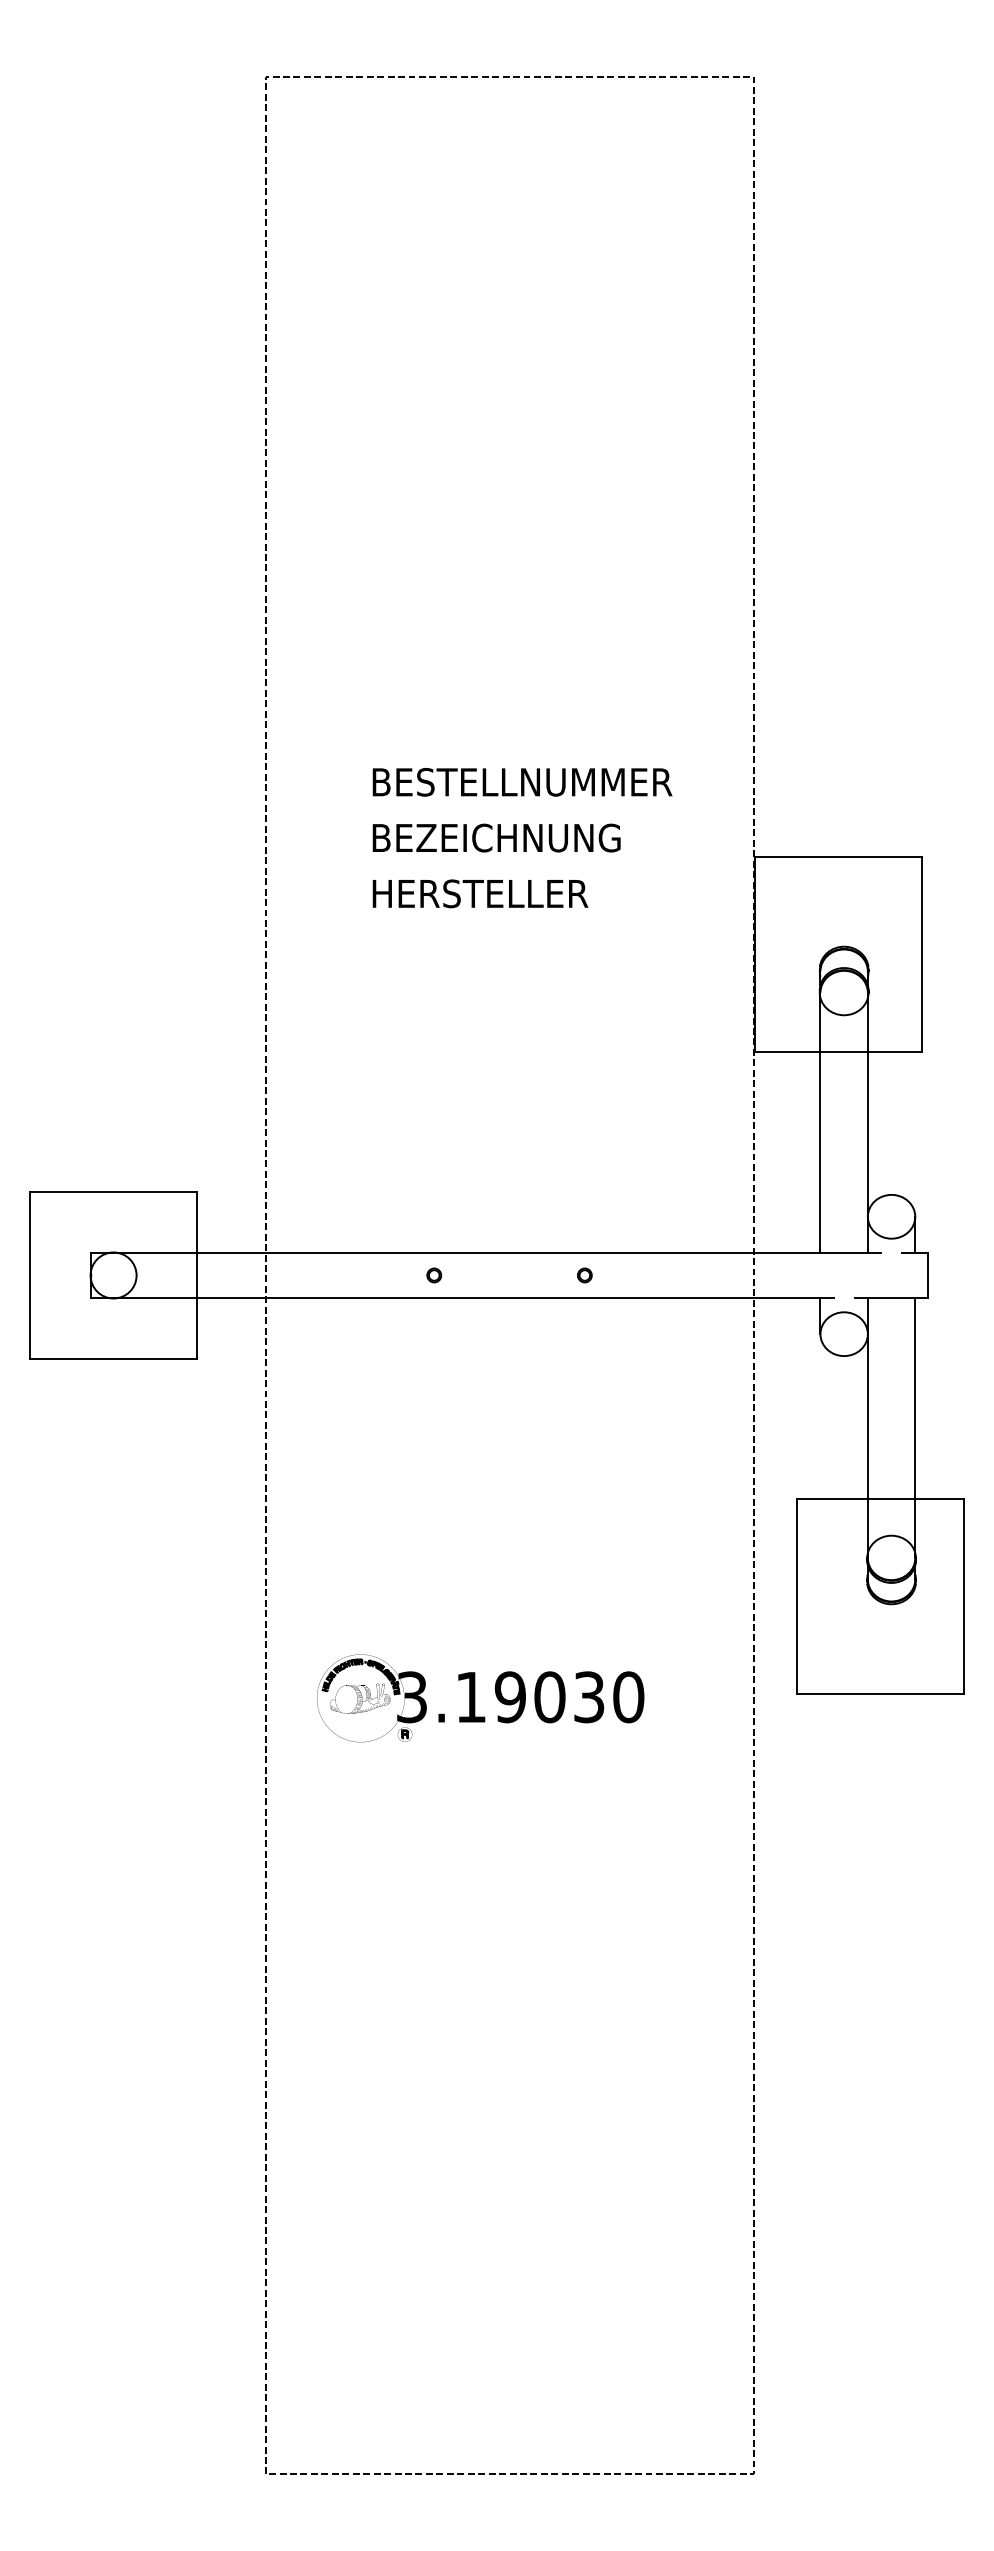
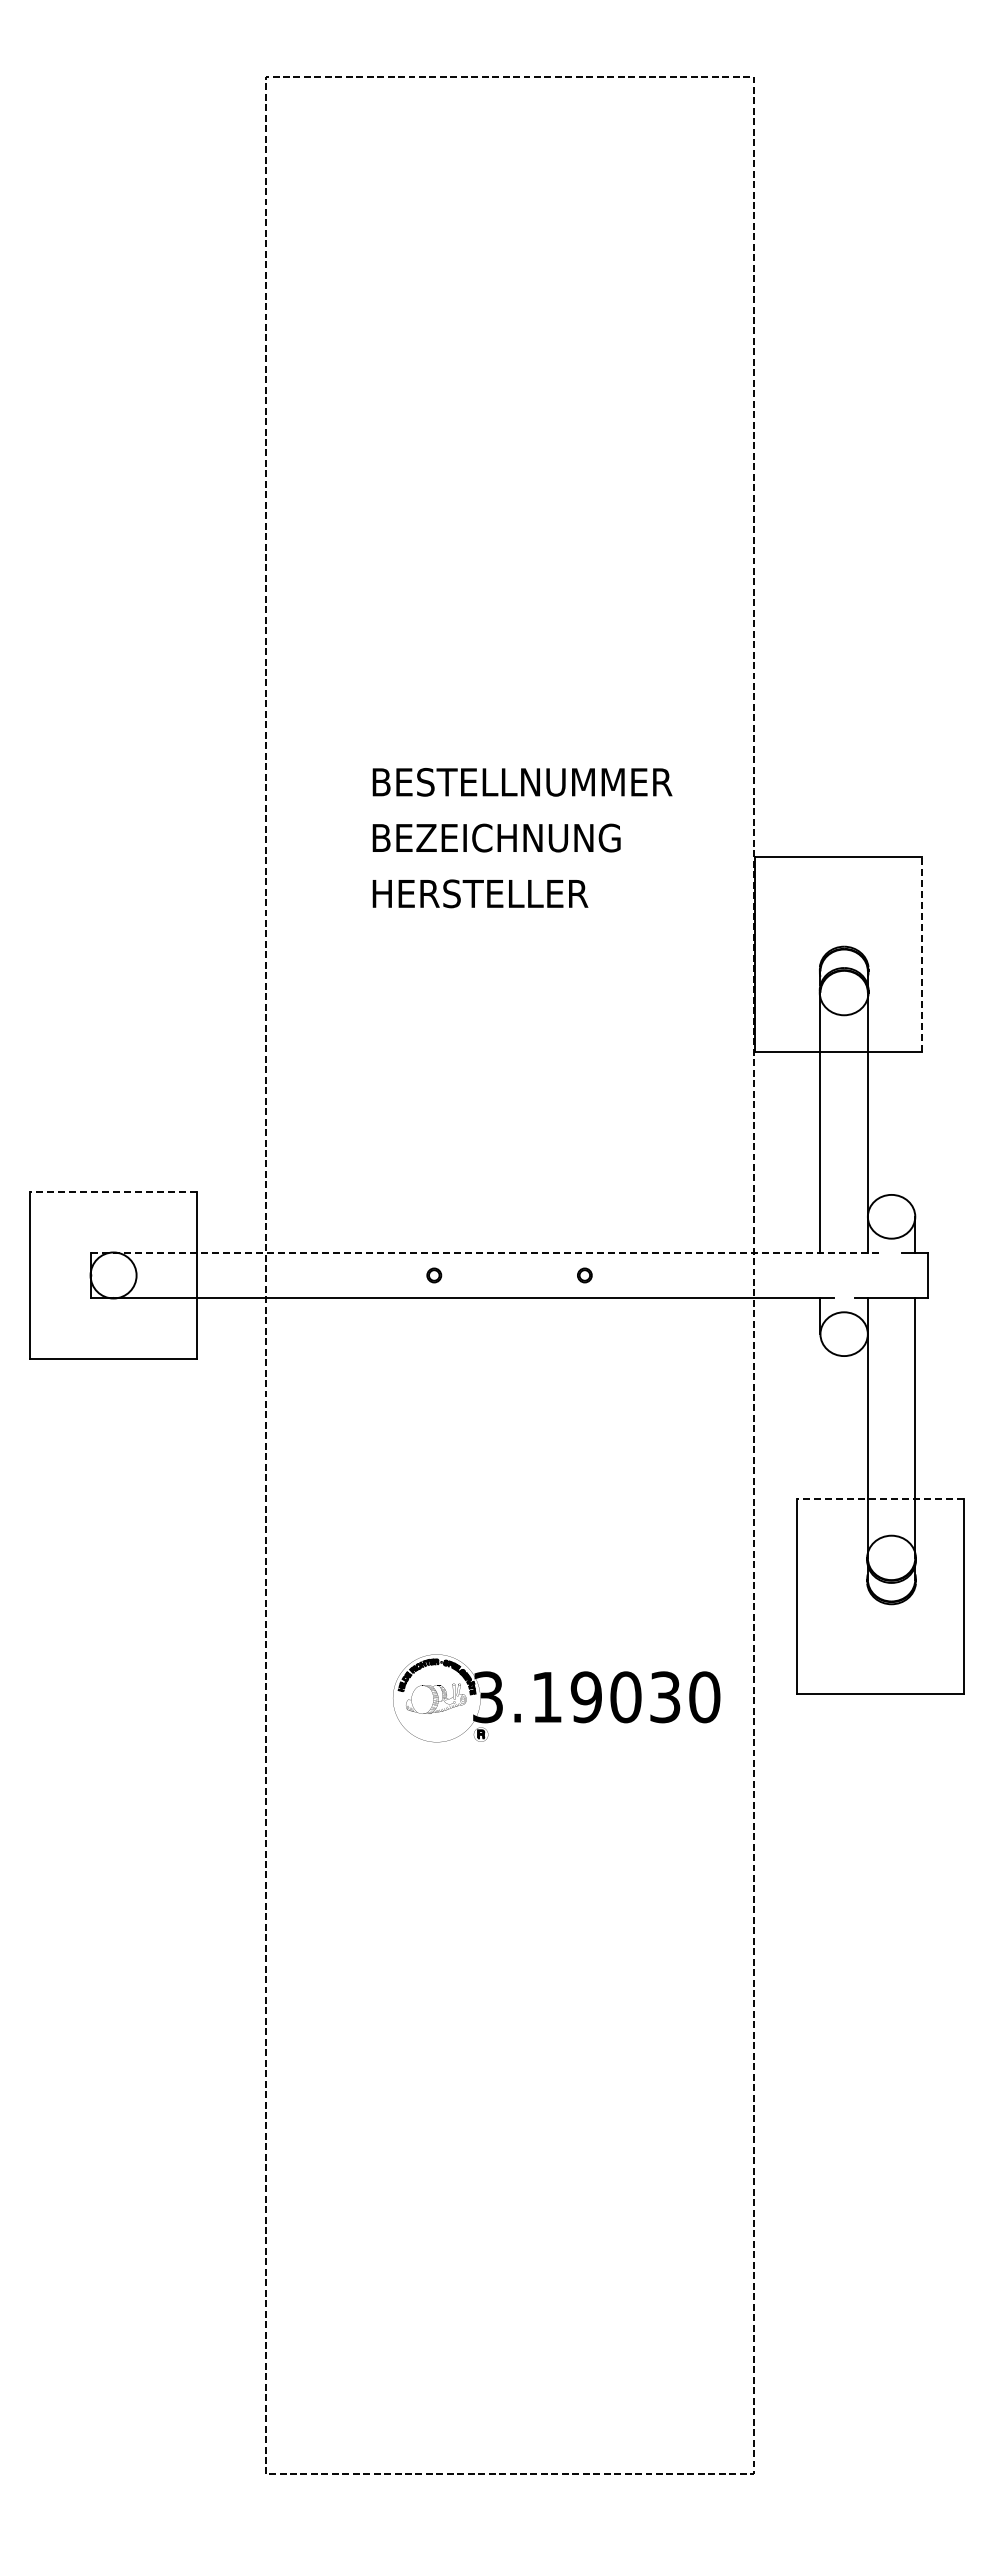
line: solid -> dashed (922, 954)
line: solid -> dashed (113, 1191)
line: solid -> dashed (486, 1253)
line: solid -> dashed (880, 1498)
part position: (480, 1698) -> (556, 1698) (556, 1698)
